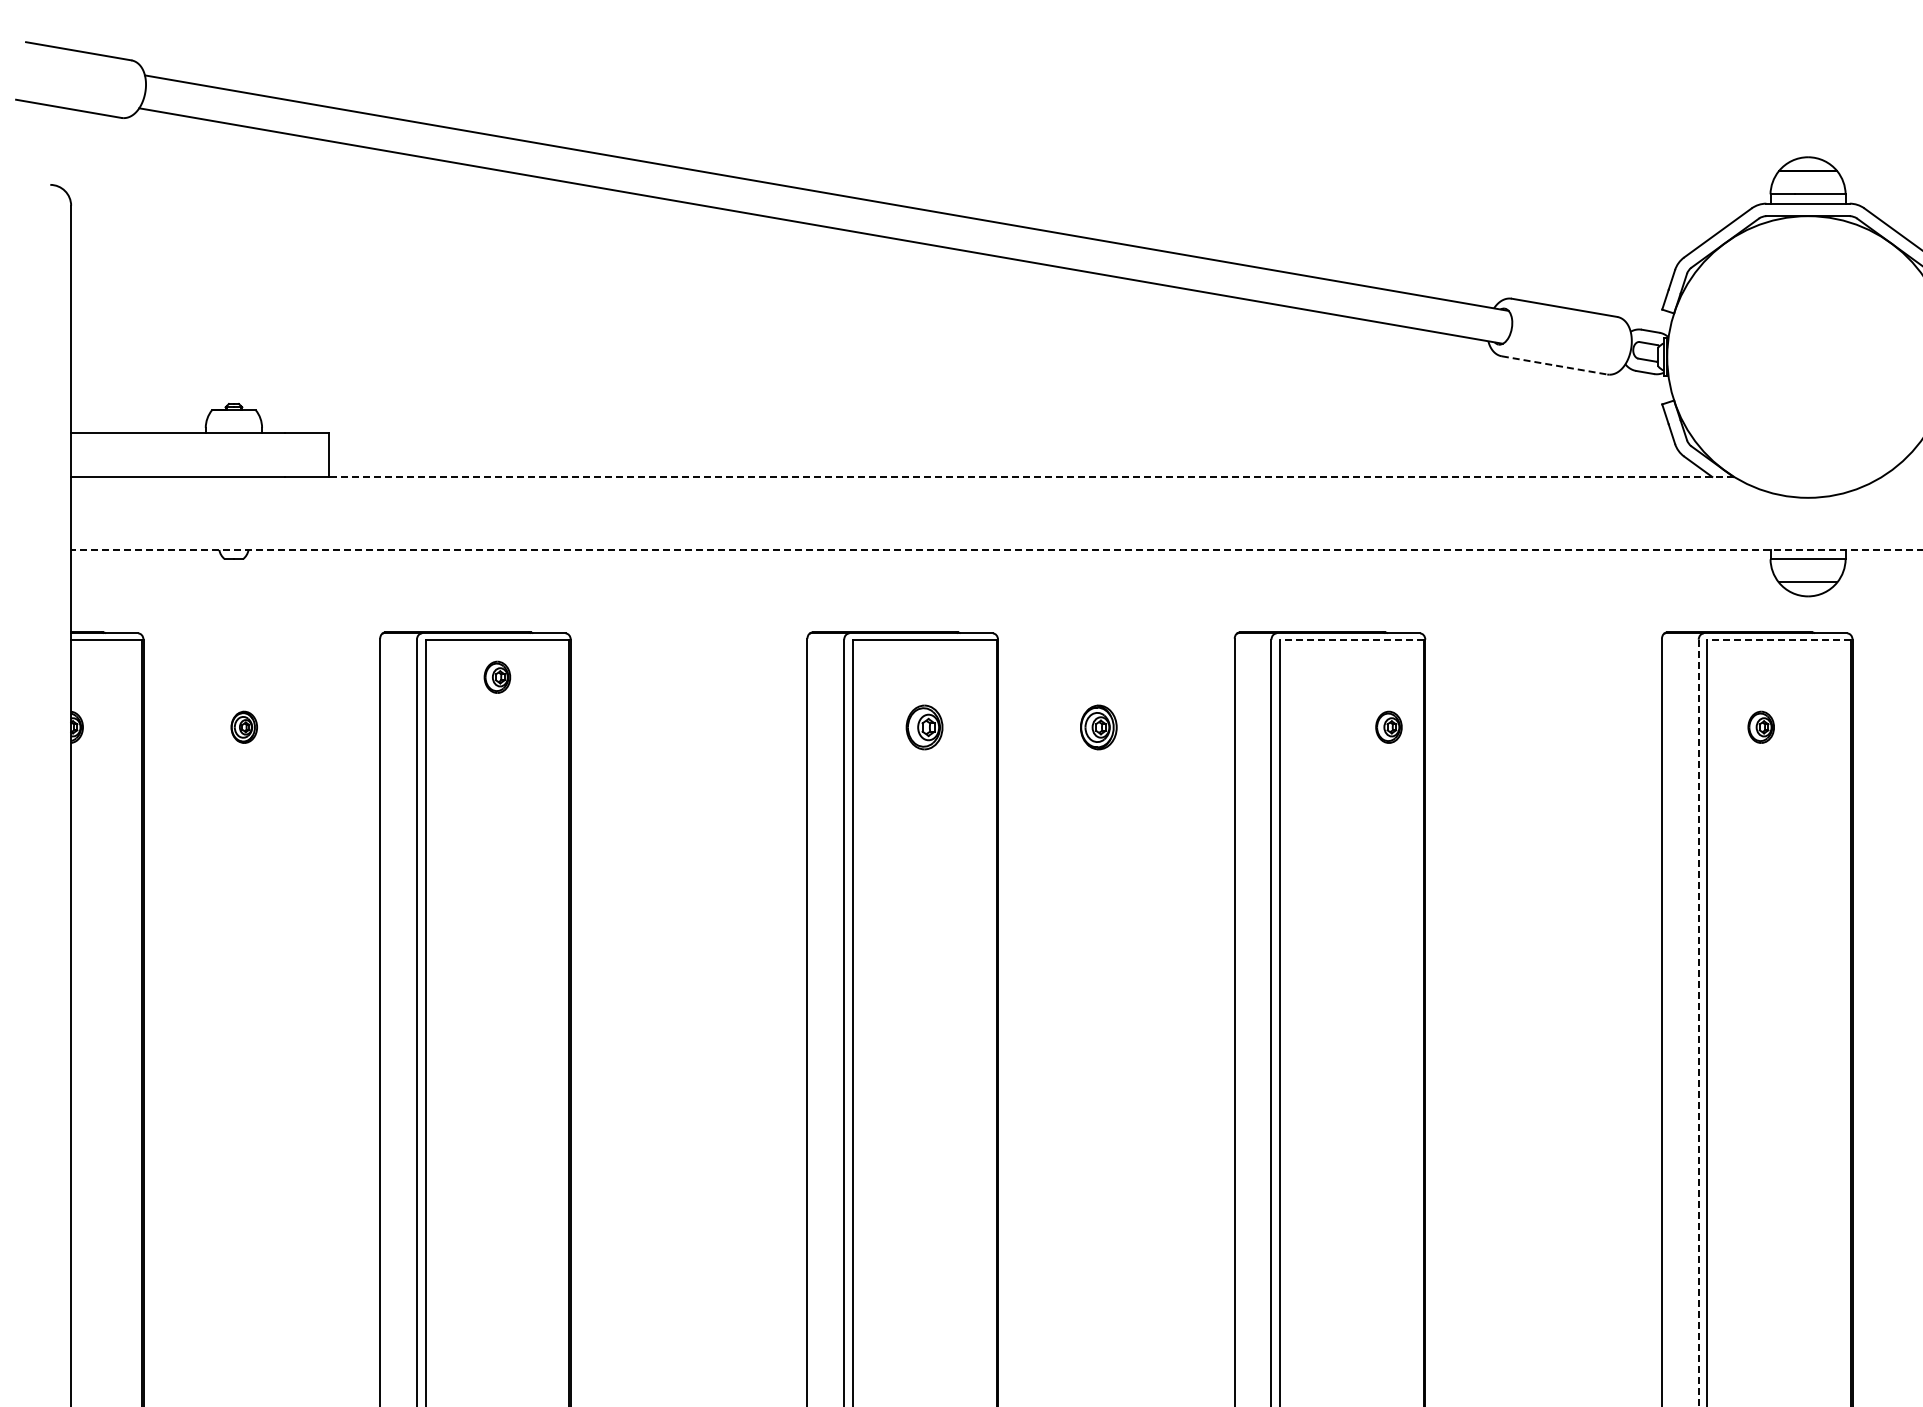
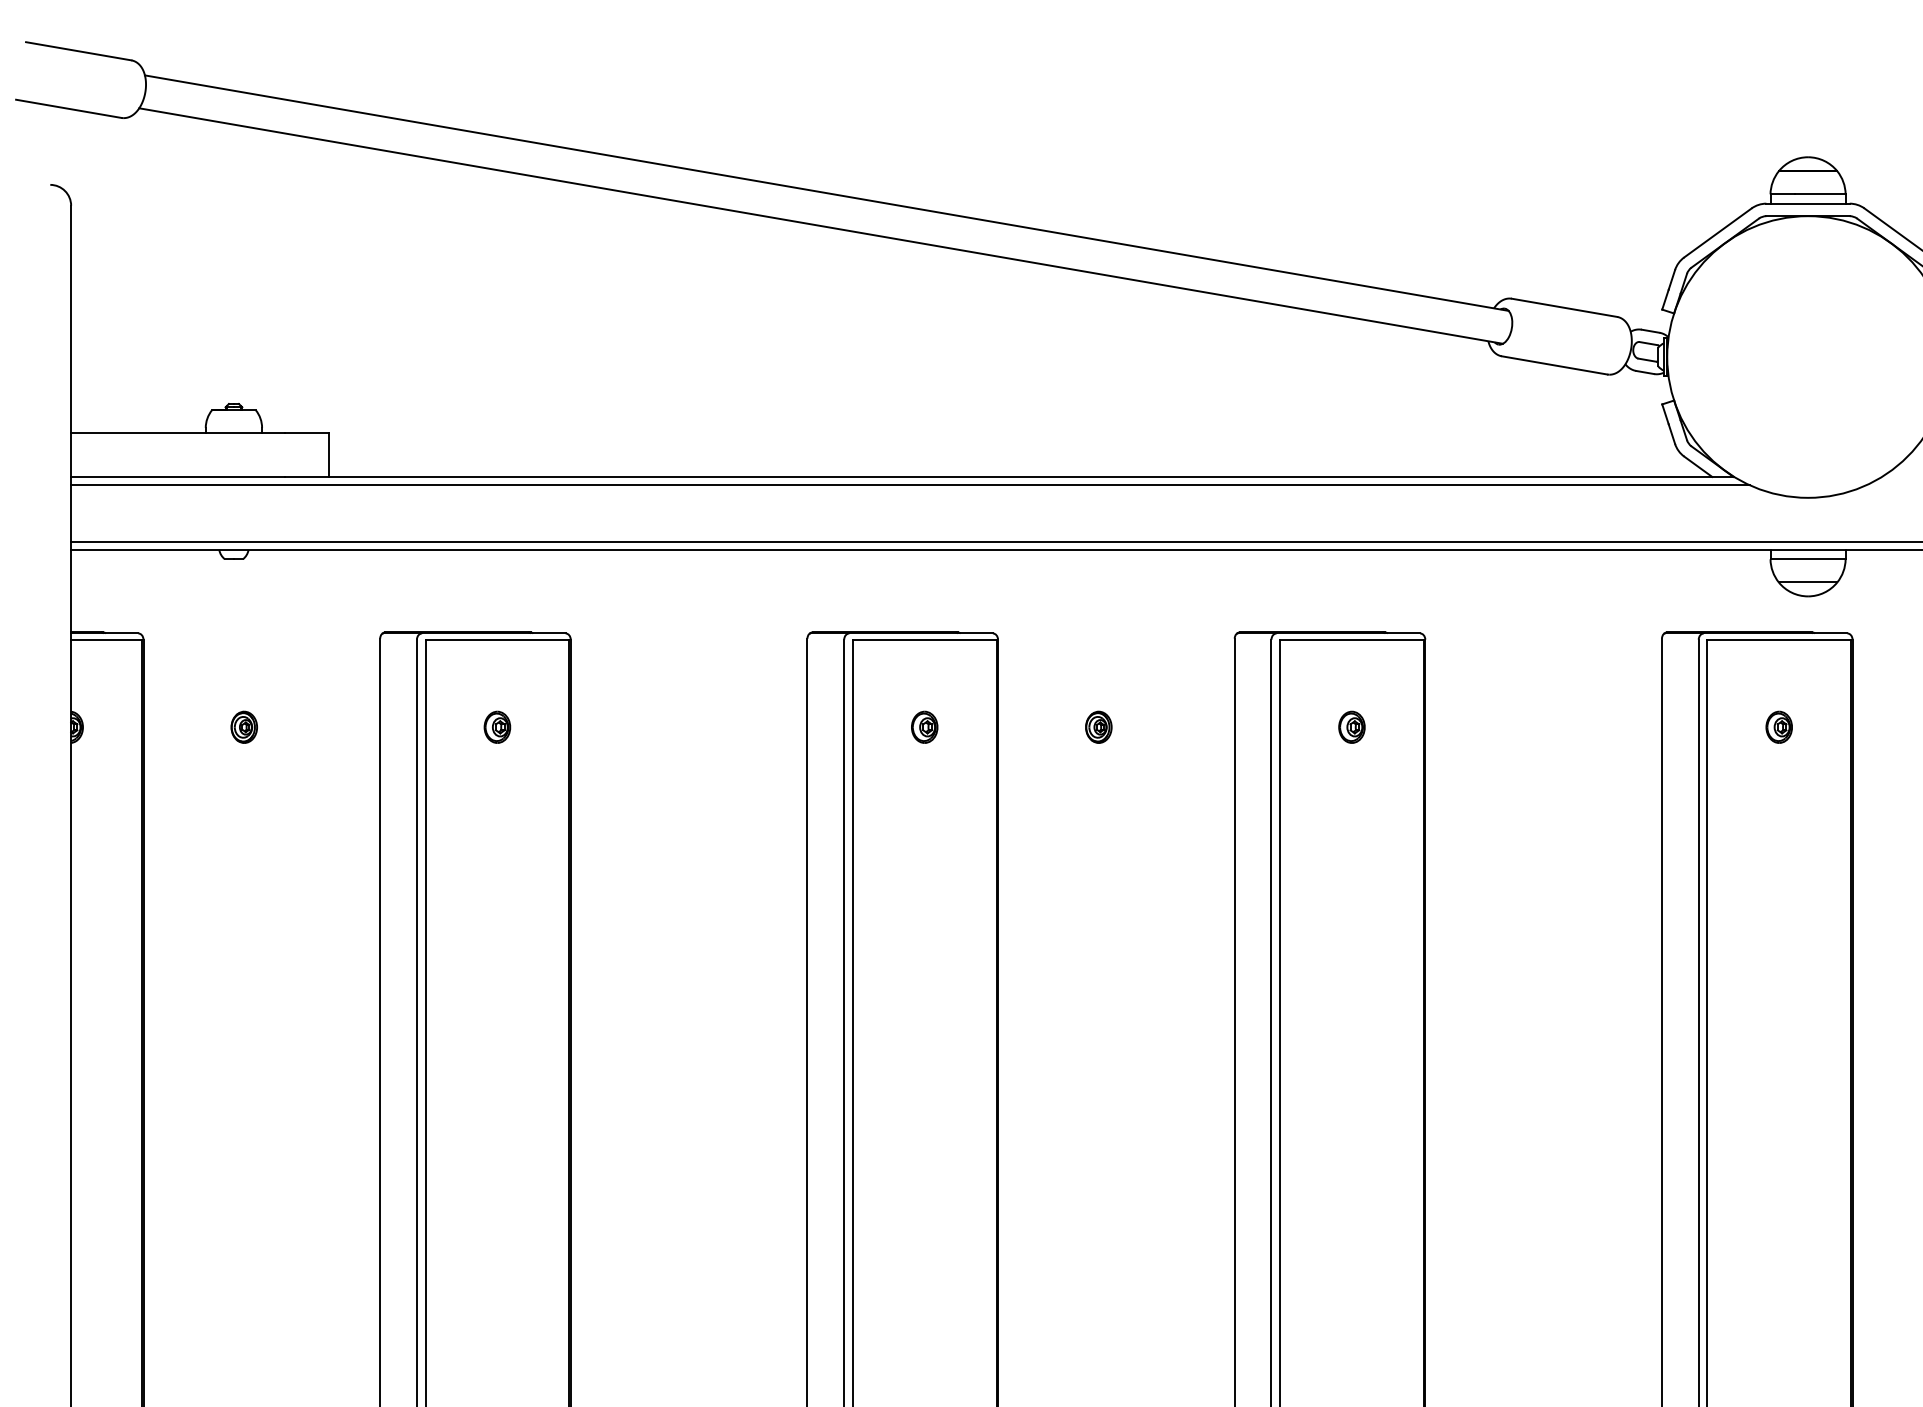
line: dashed -> solid (1555, 365)
line: dashed -> solid (1031, 476)
line: none -> present (910, 485)
line: none -> present (995, 541)
line: dashed -> solid (997, 550)
line: dashed -> solid (1351, 639)
line: dashed -> solid (1779, 639)
part position: (497, 676) -> (497, 726) (497, 726)
part position: (1388, 726) -> (1351, 726) (1351, 726)
part position: (1760, 726) -> (1778, 726) (1778, 726)
part size: 39x47 px -> 28x34 px (924, 726)
part size: 38x47 px -> 28x34 px (1098, 726)
line: dashed -> solid (1698, 1023)
